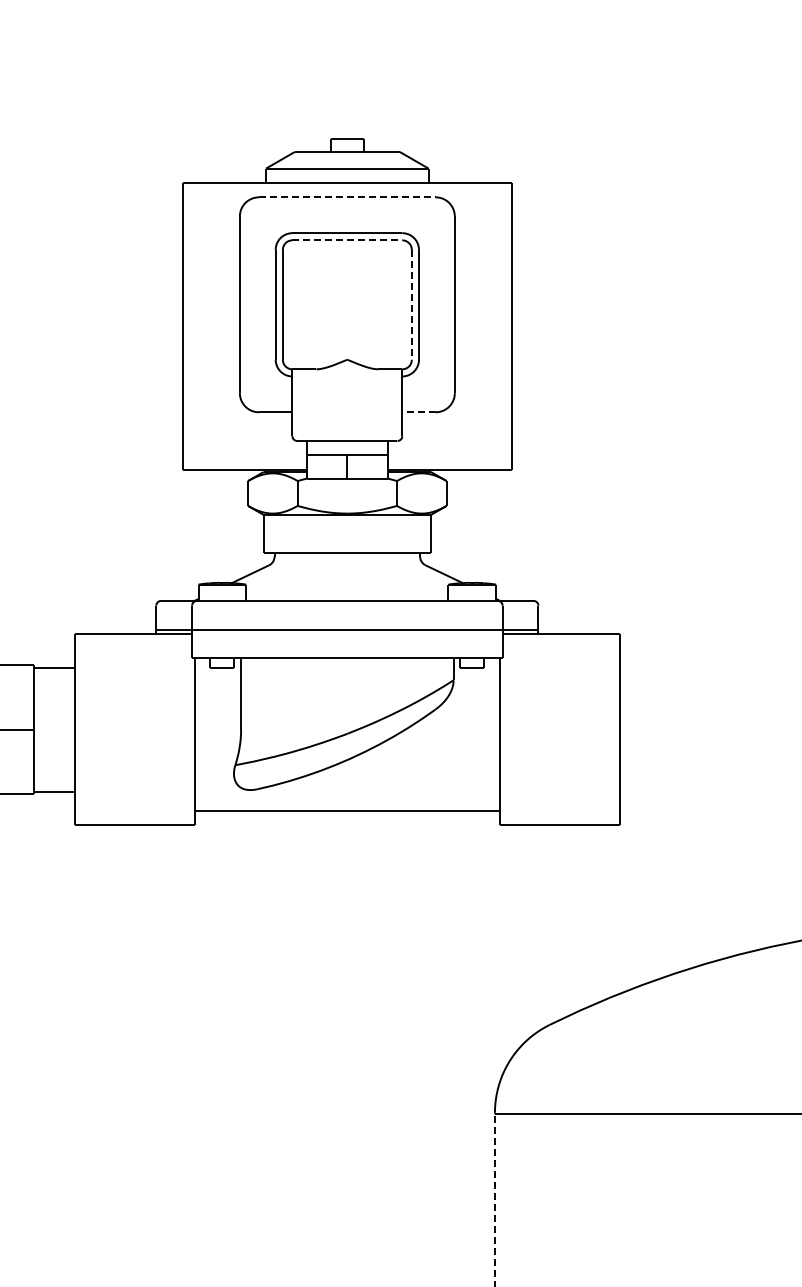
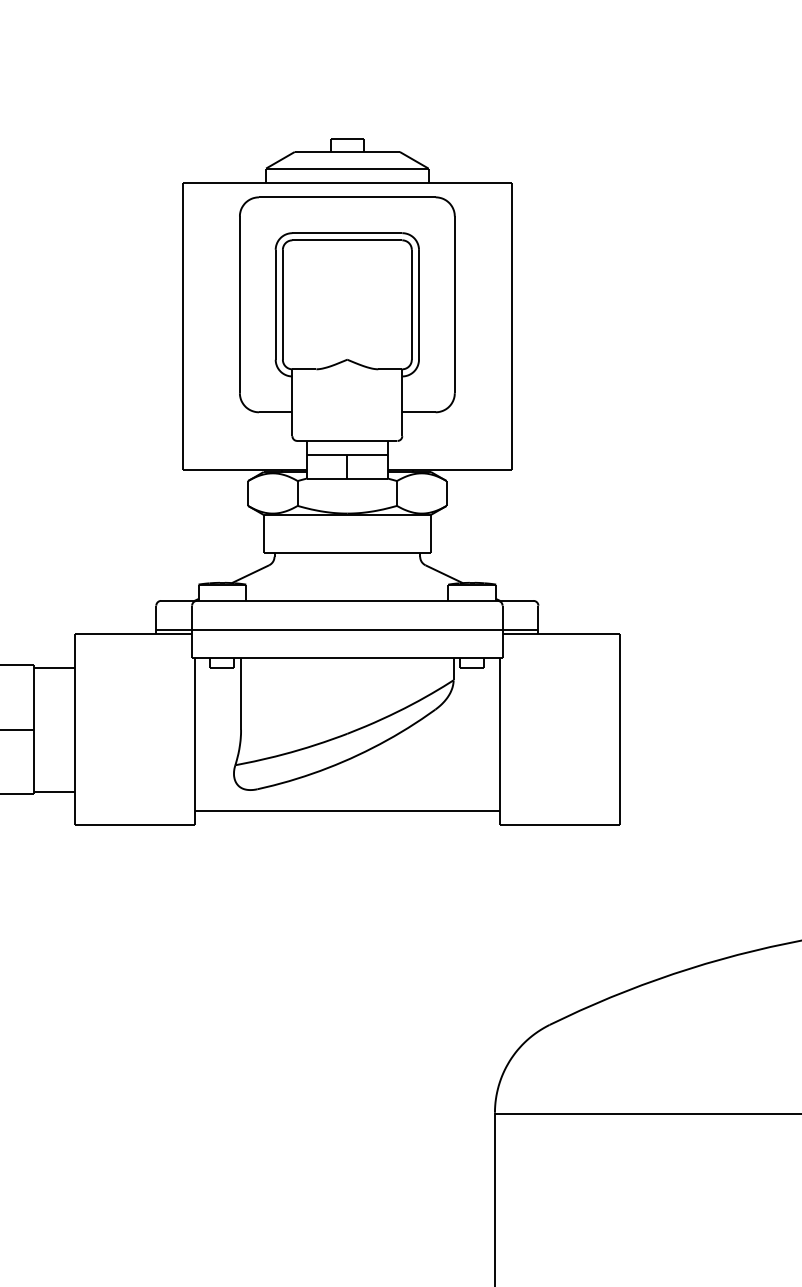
line: dashed -> solid (347, 197)
line: dashed -> solid (347, 240)
line: dashed -> solid (411, 304)
line: dashed -> solid (418, 412)
line: dashed -> solid (494, 1199)
